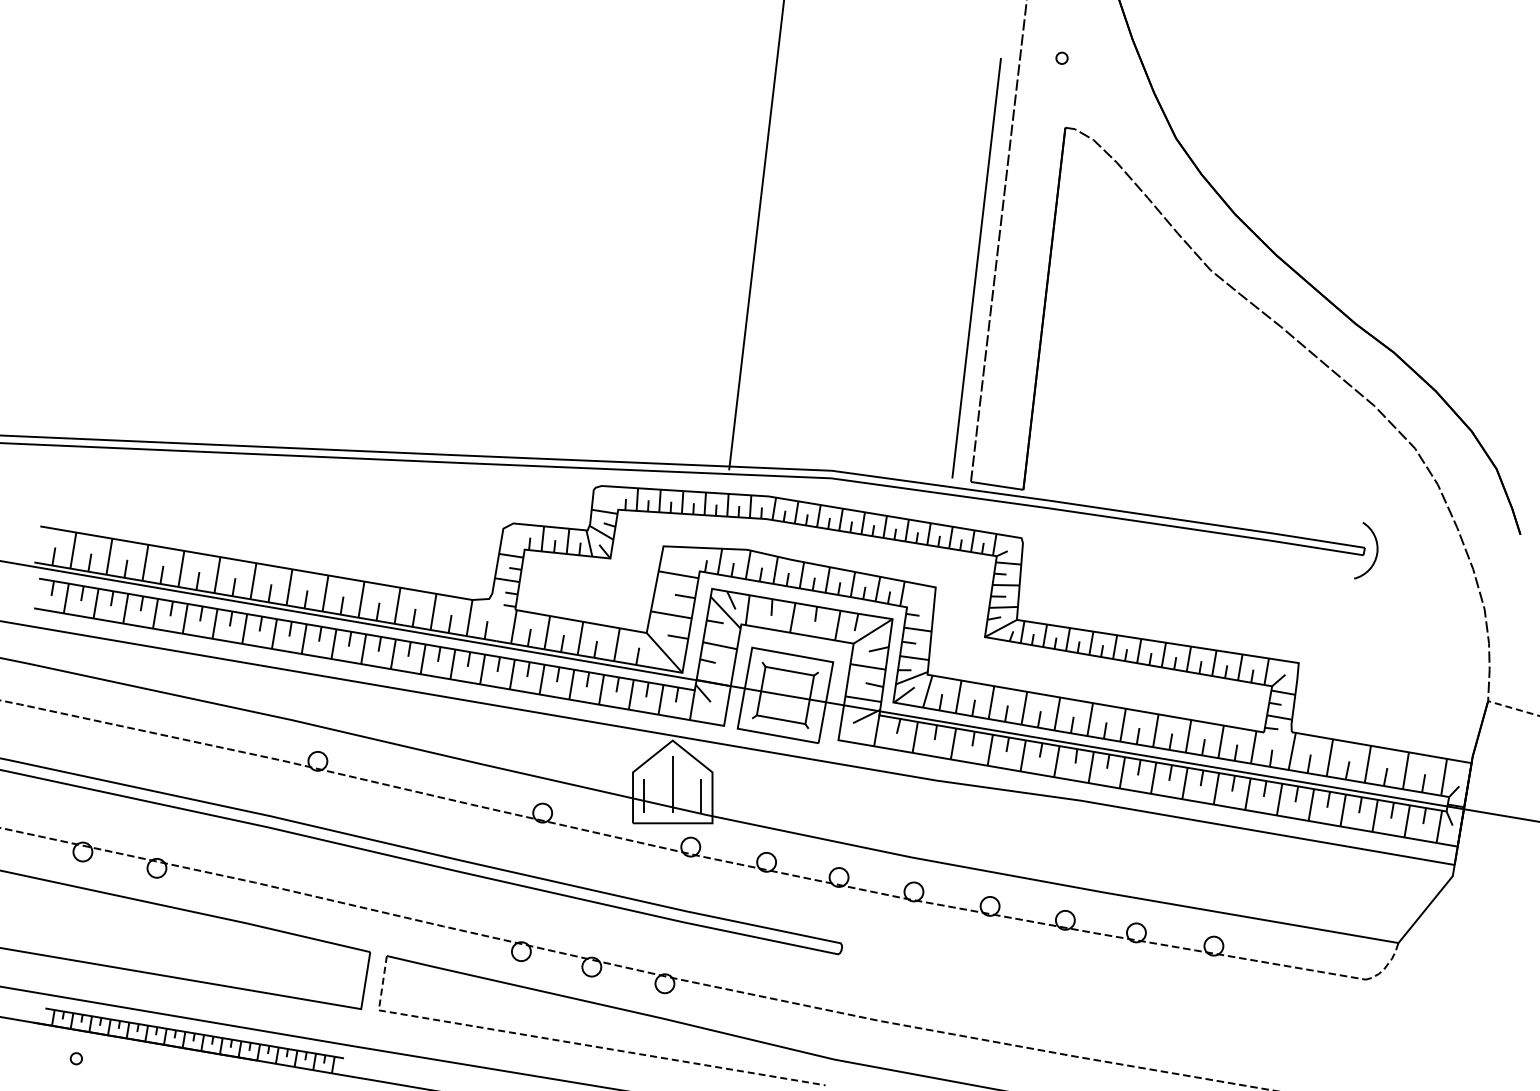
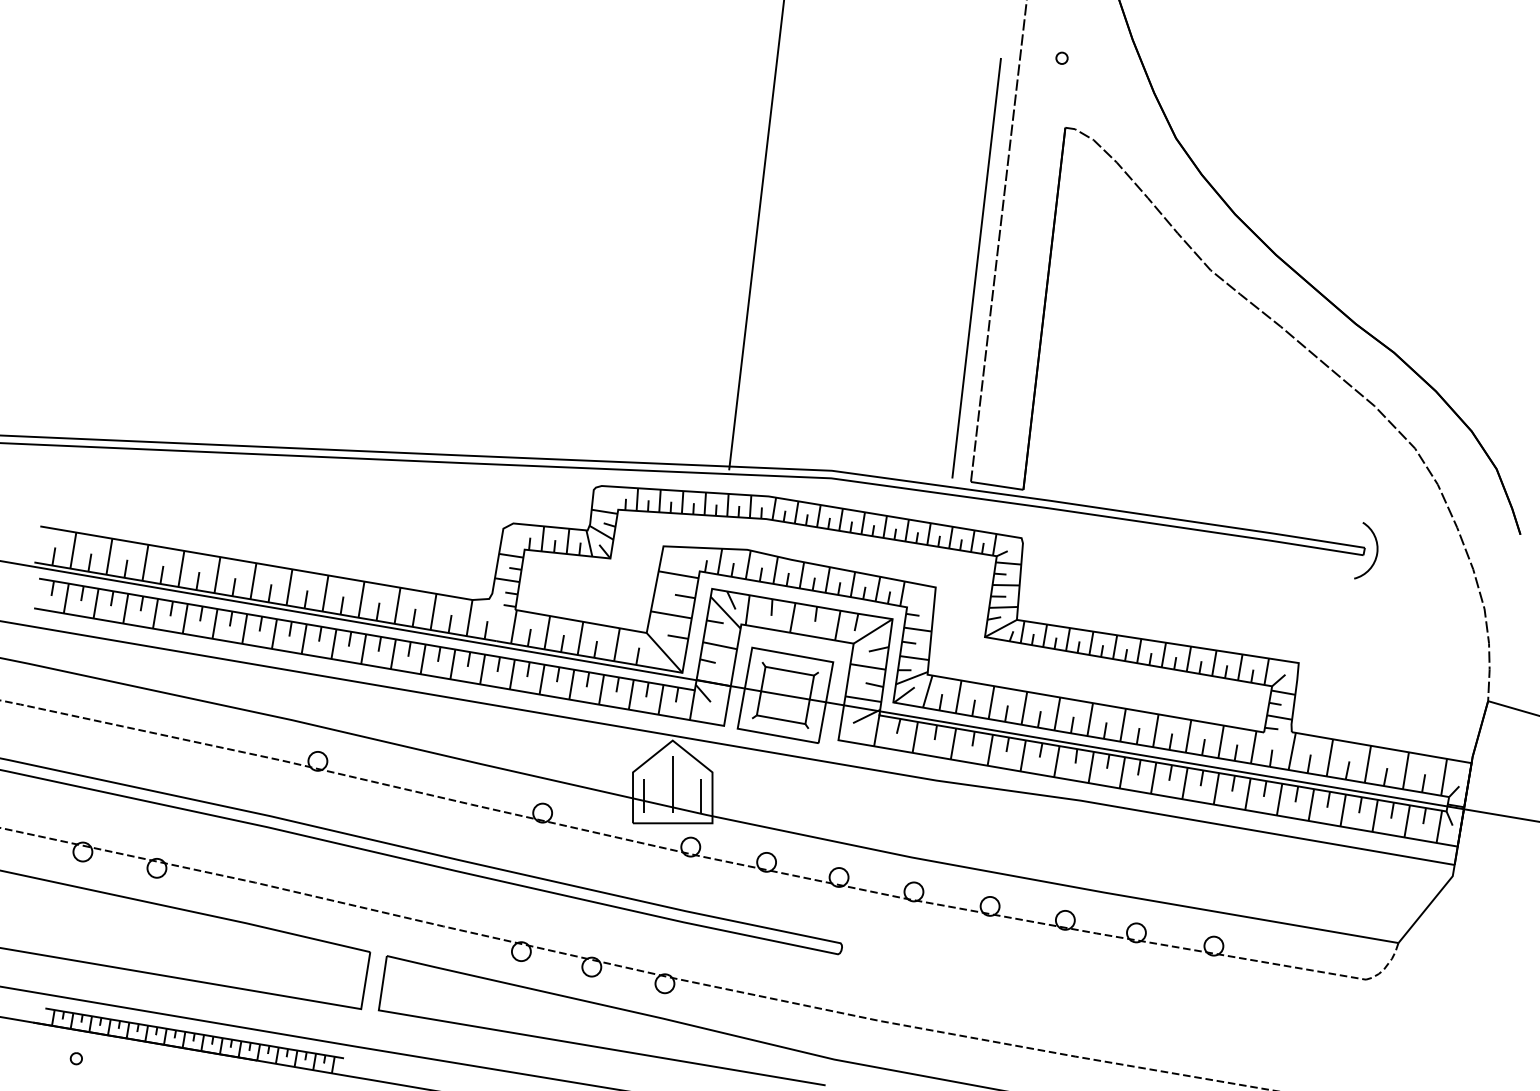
line: dashed -> solid (1513, 708)
line: dashed -> solid (574, 1043)
